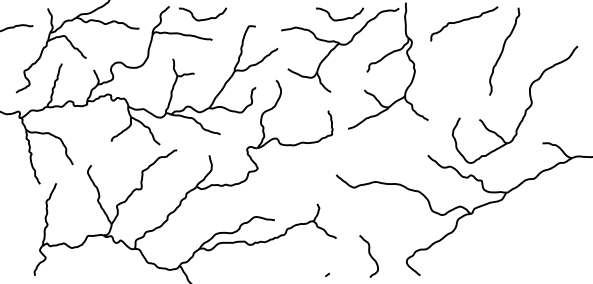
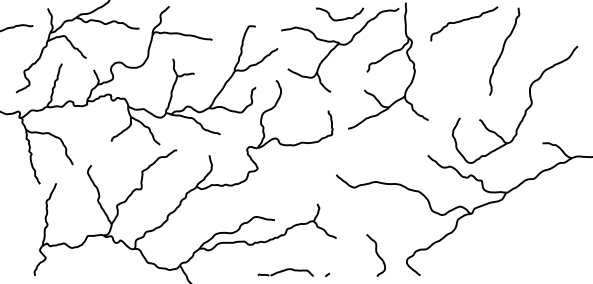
curve: present -> none (204, 18)
curve position: (369, 255) -> (376, 254) (376, 254)
part: none -> present (285, 272)
